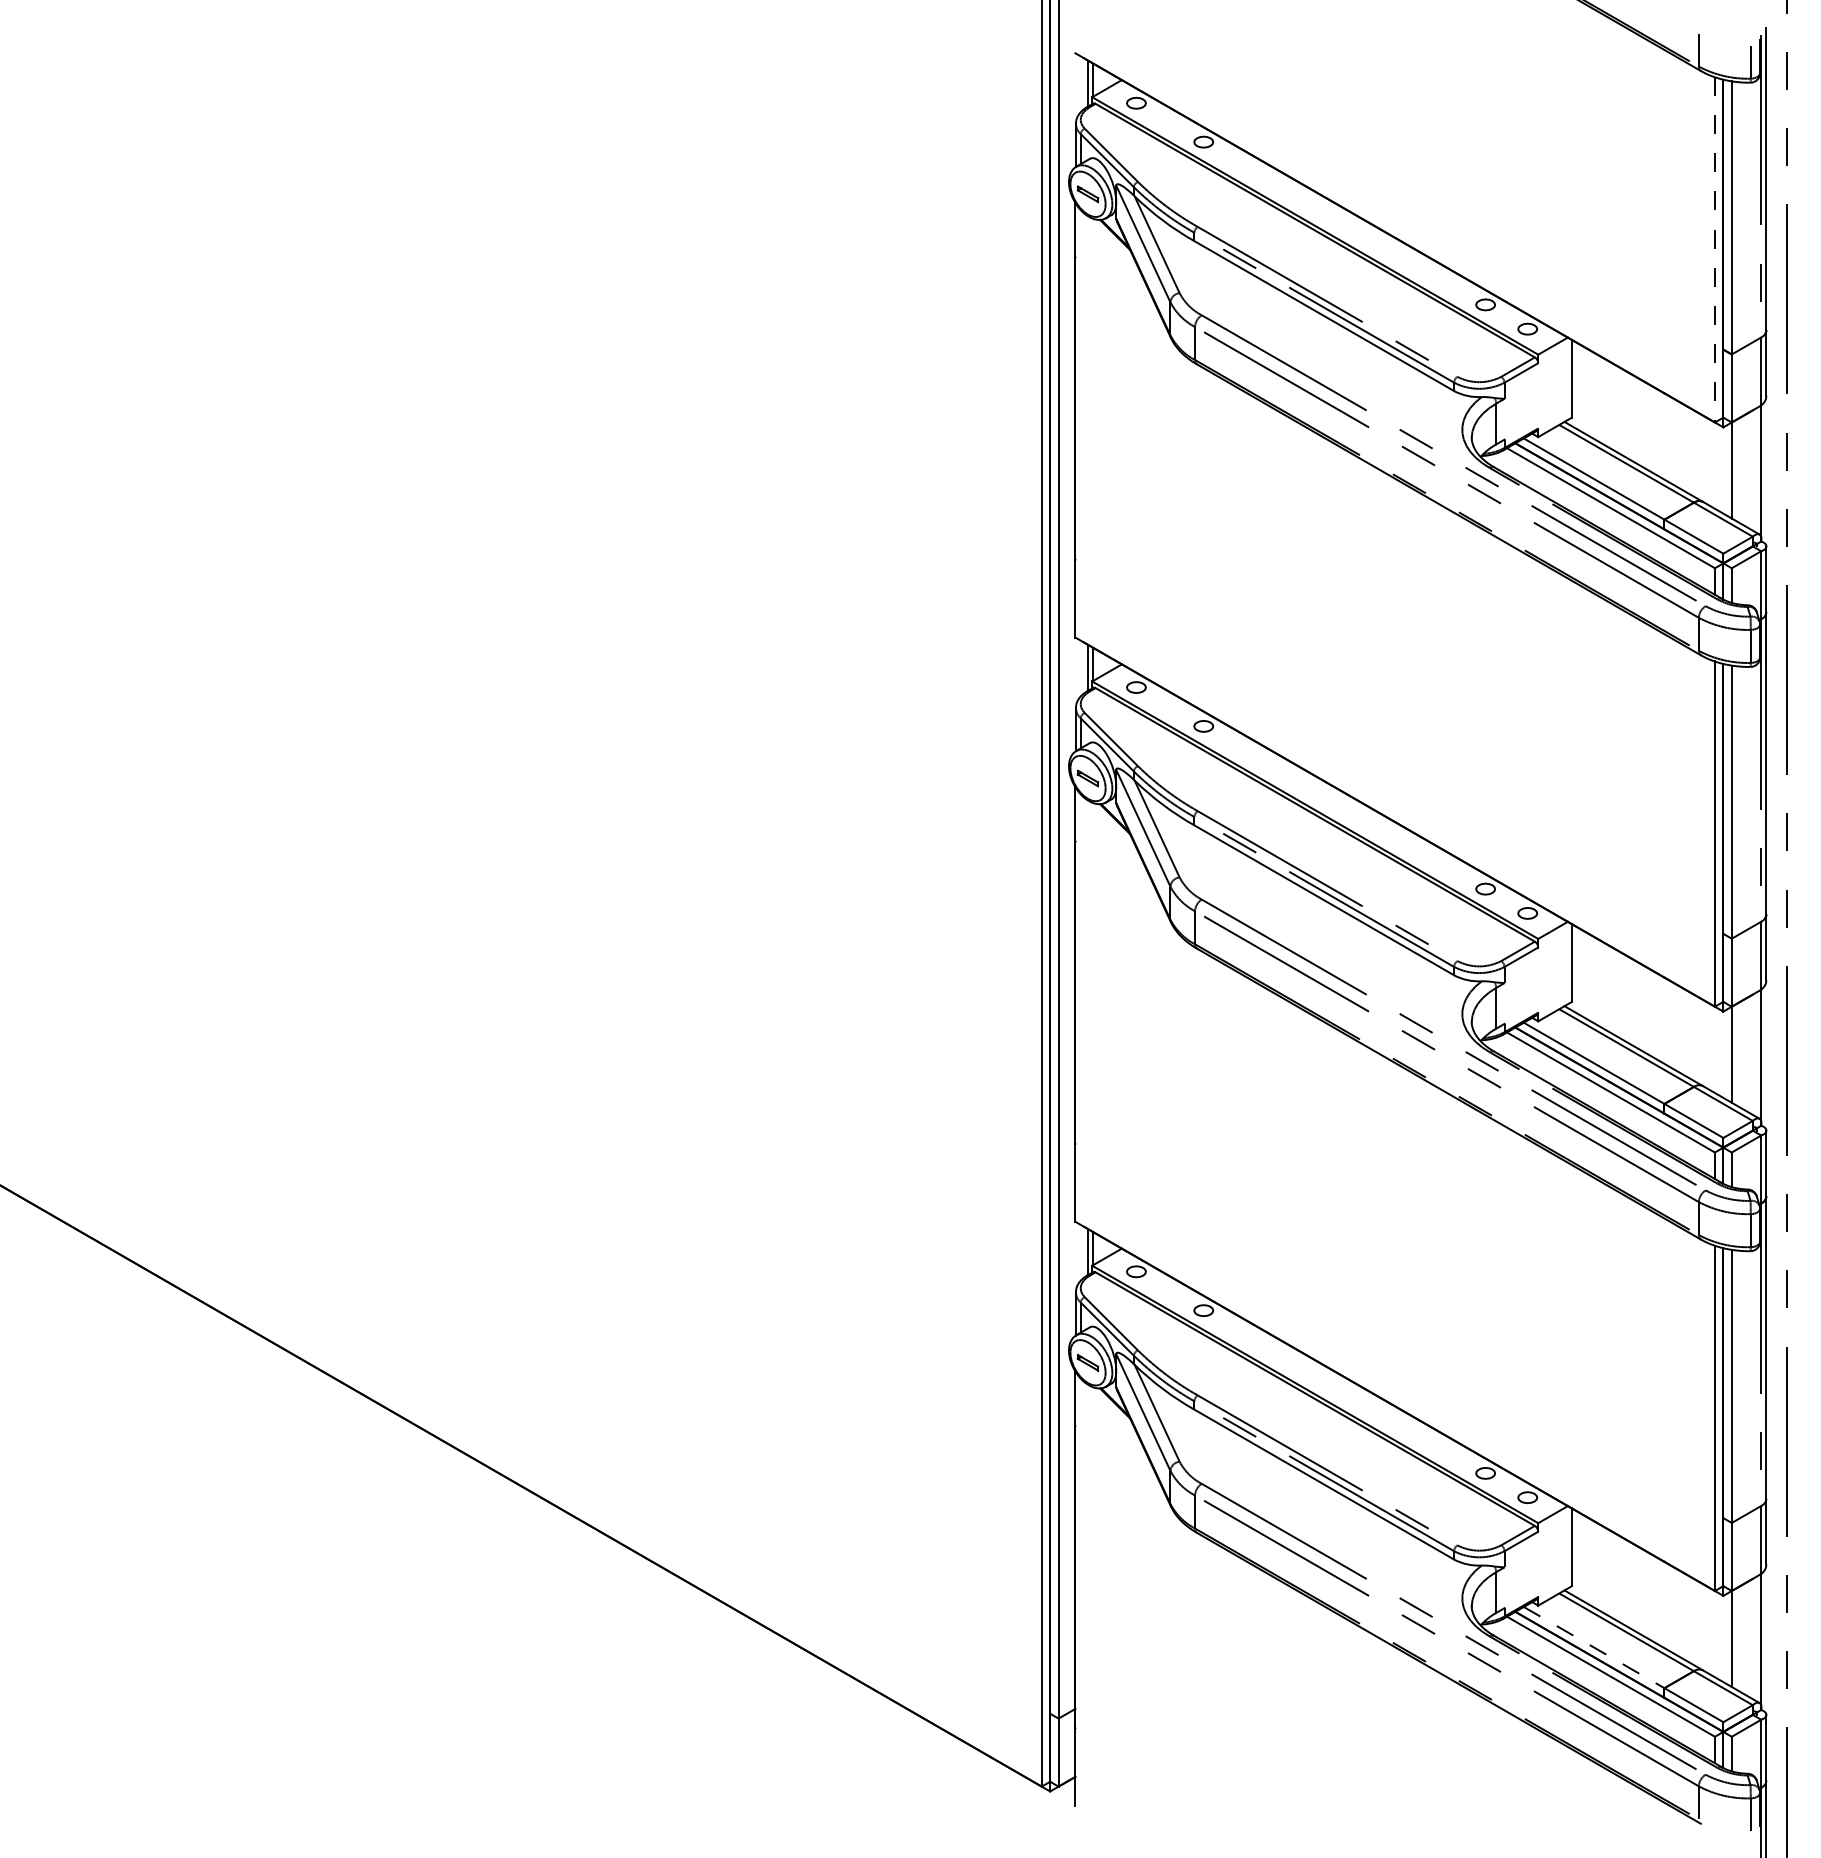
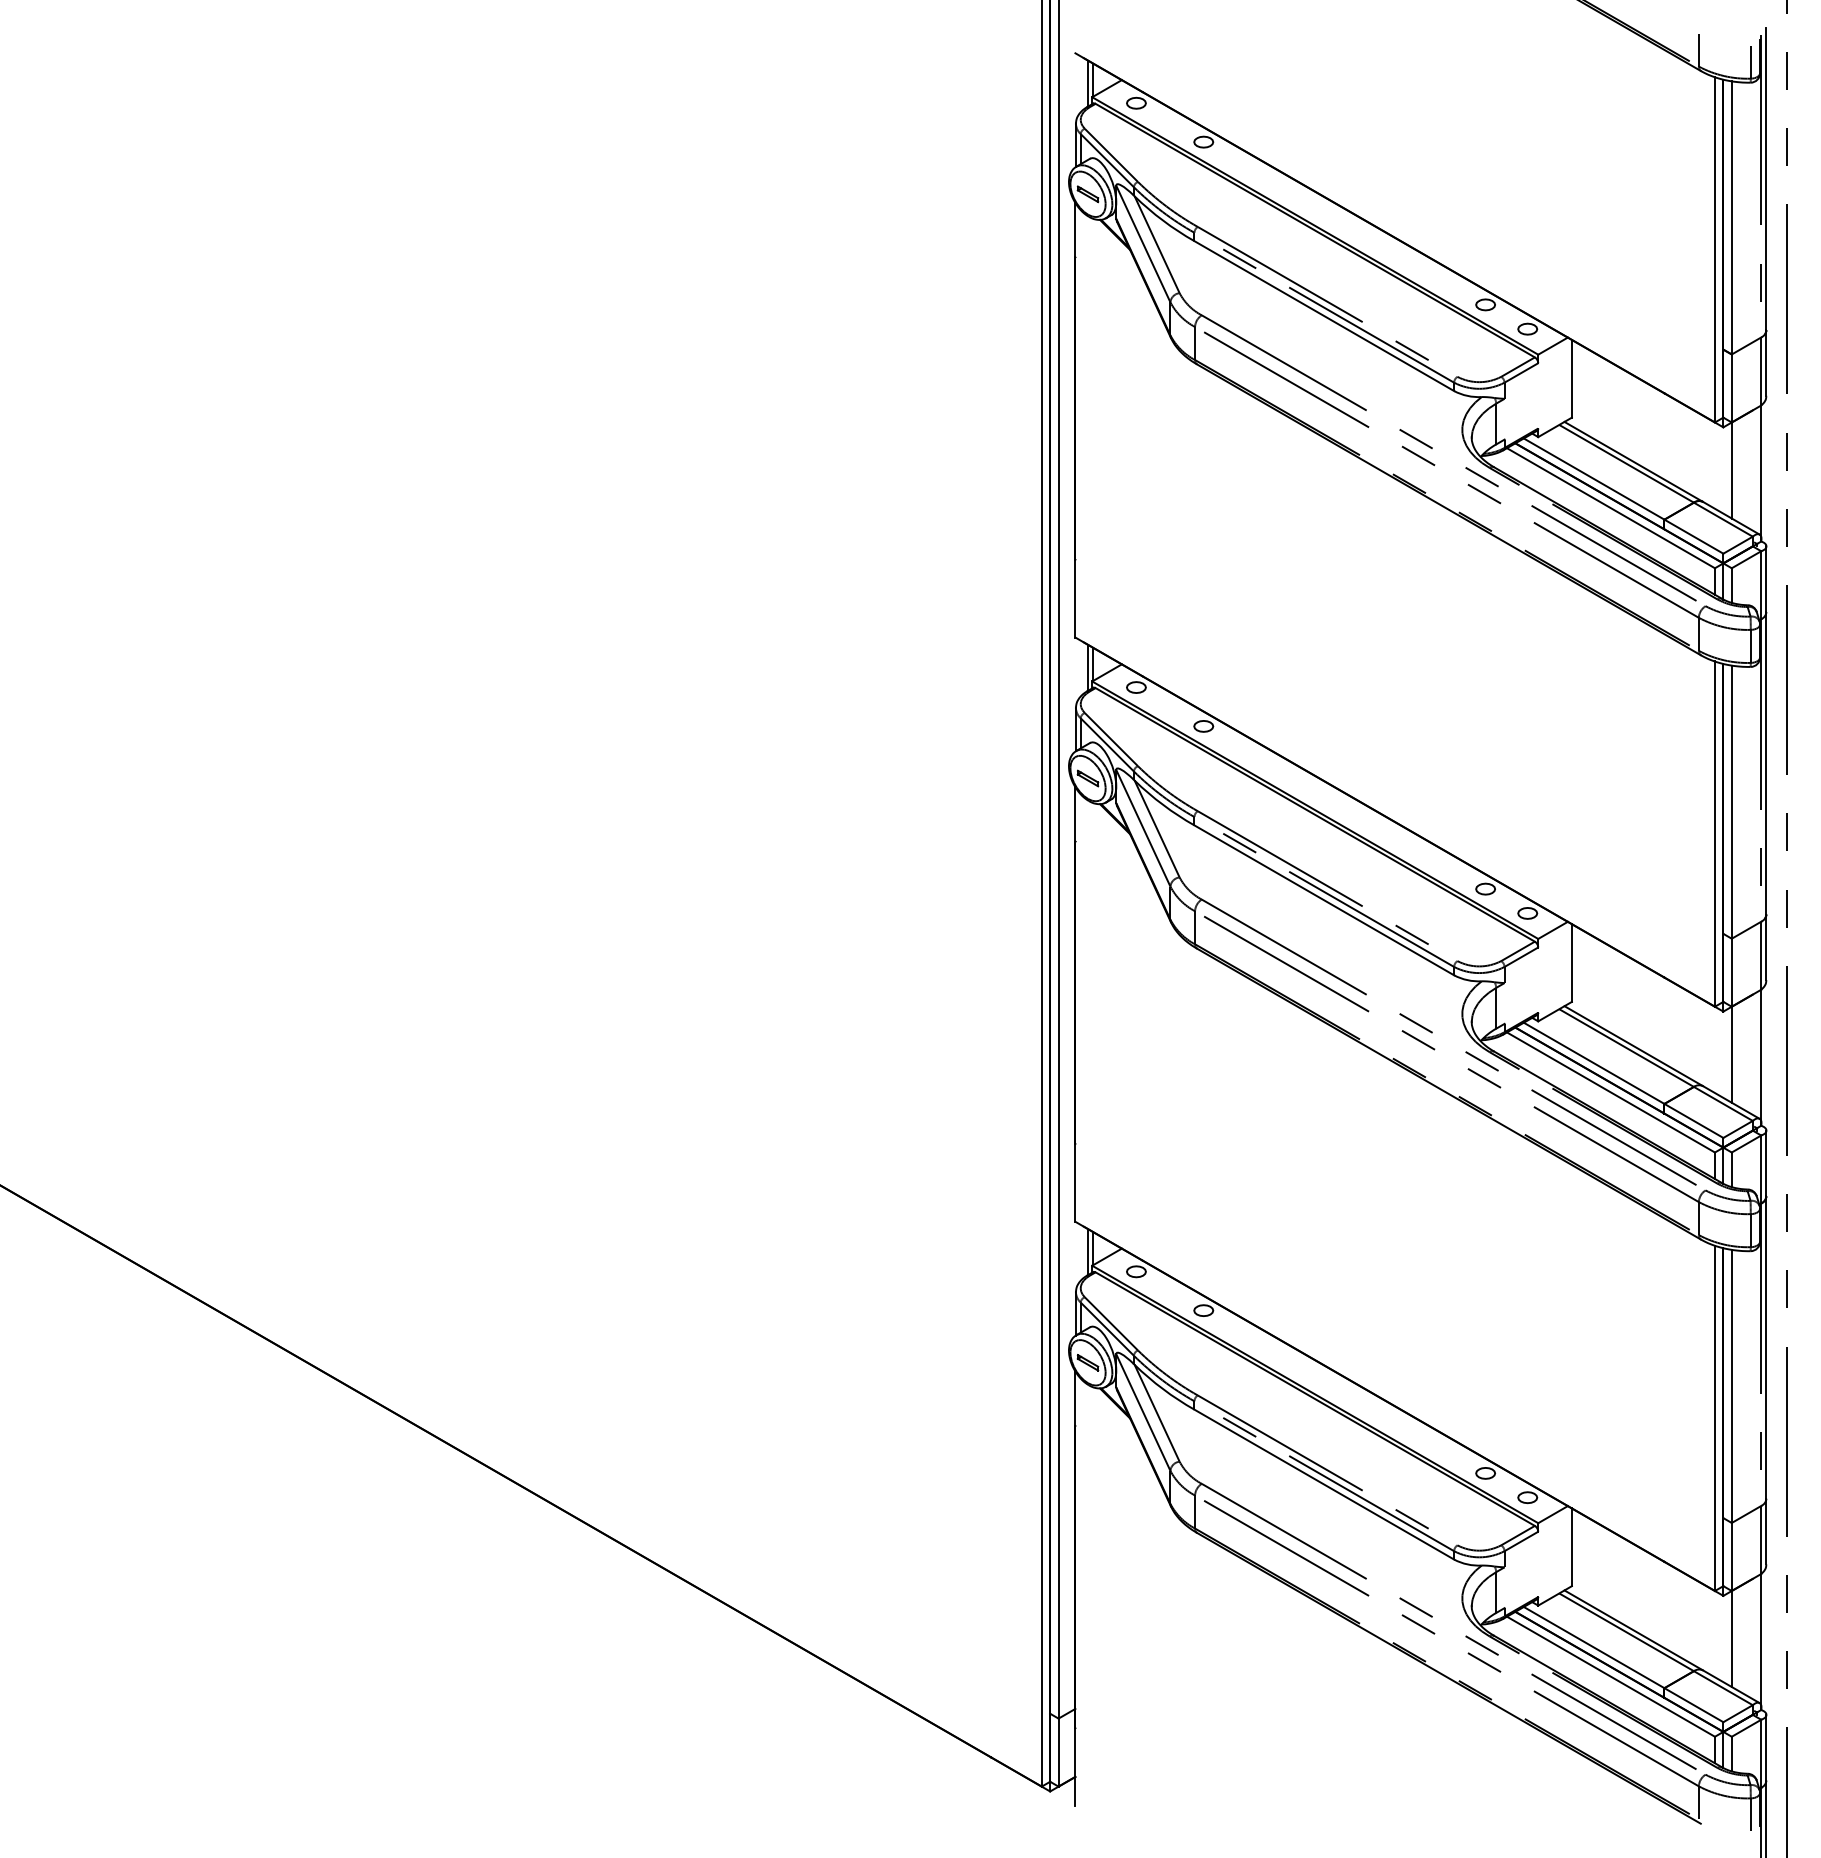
line: dashed -> solid (1714, 249)
line: dashed -> solid (1594, 1647)
